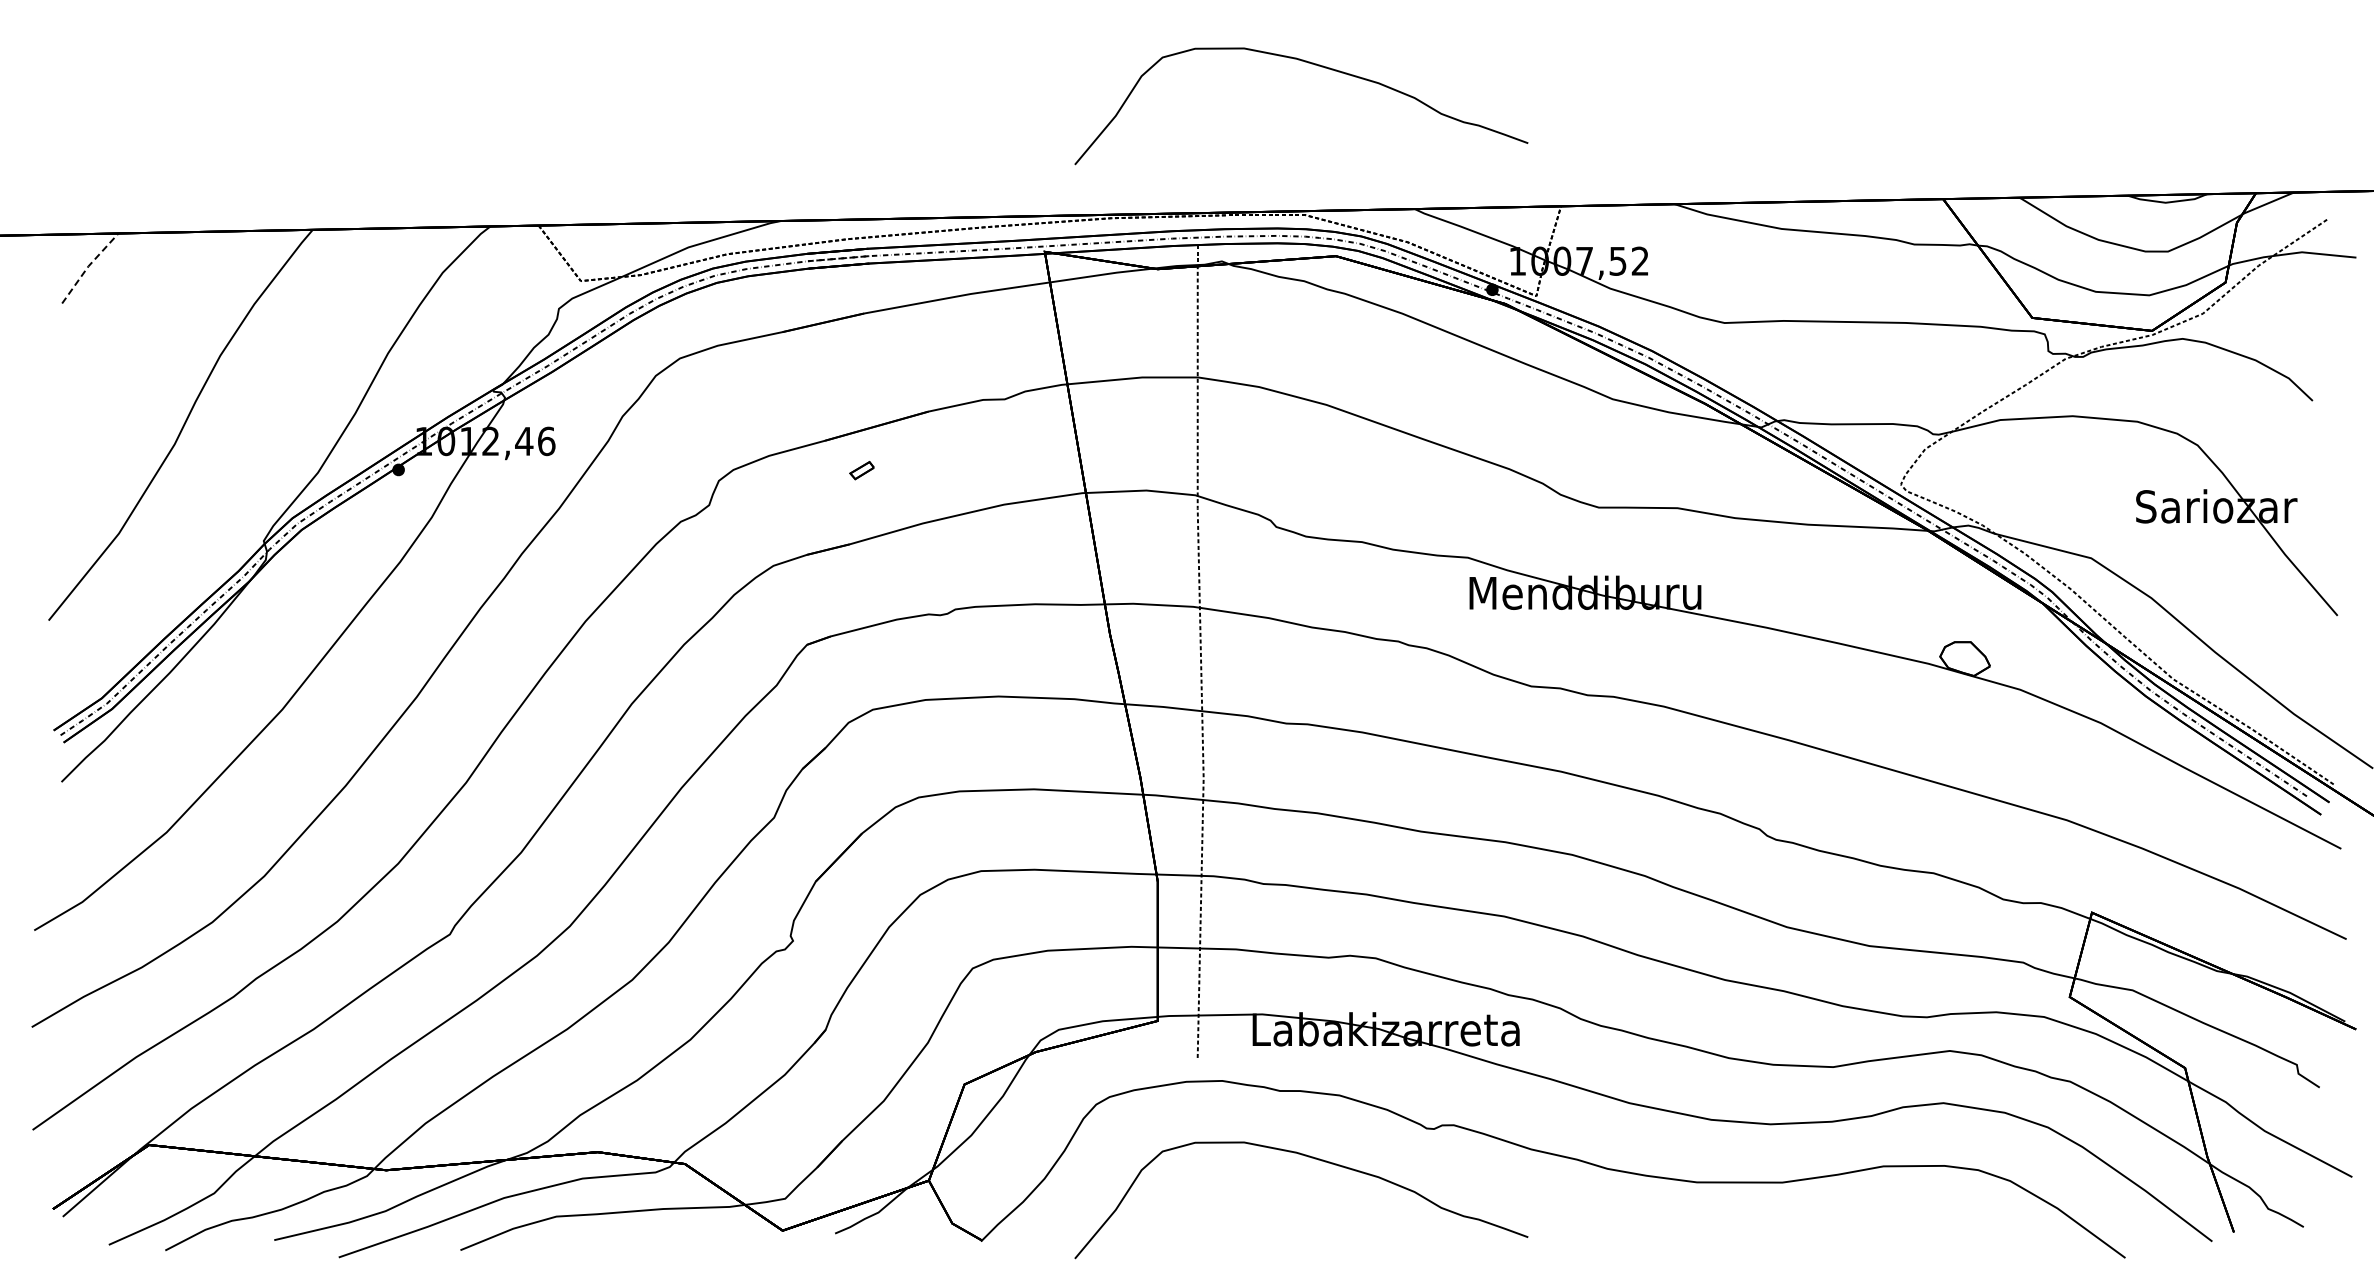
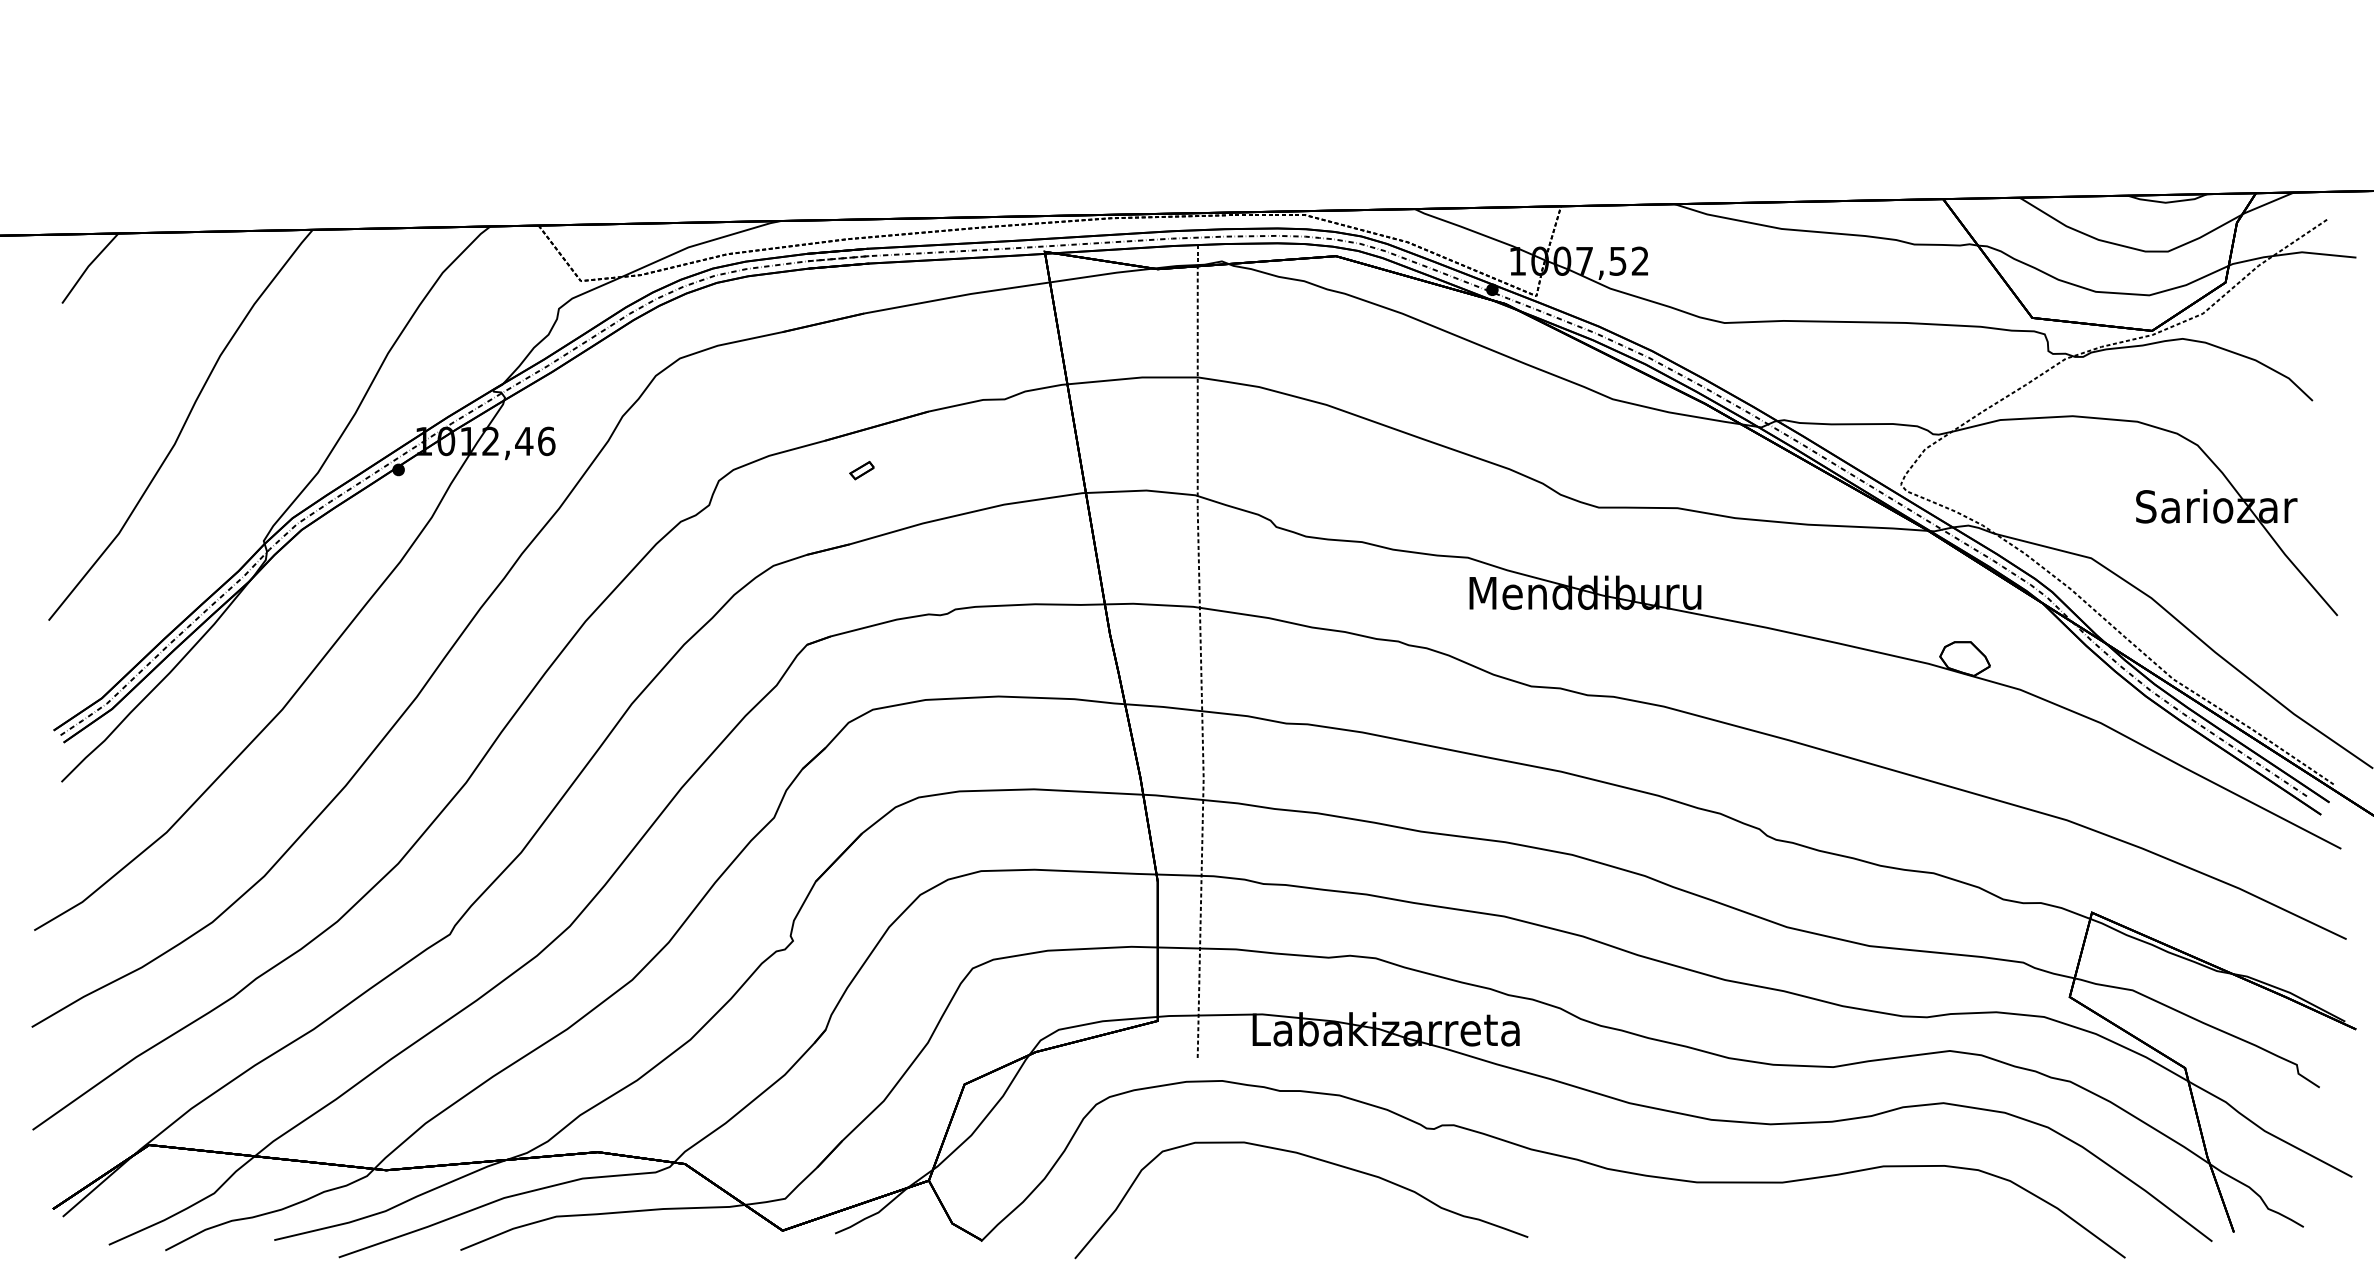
curve: present -> none (1311, 64)
line: dashed -> solid (88, 266)
